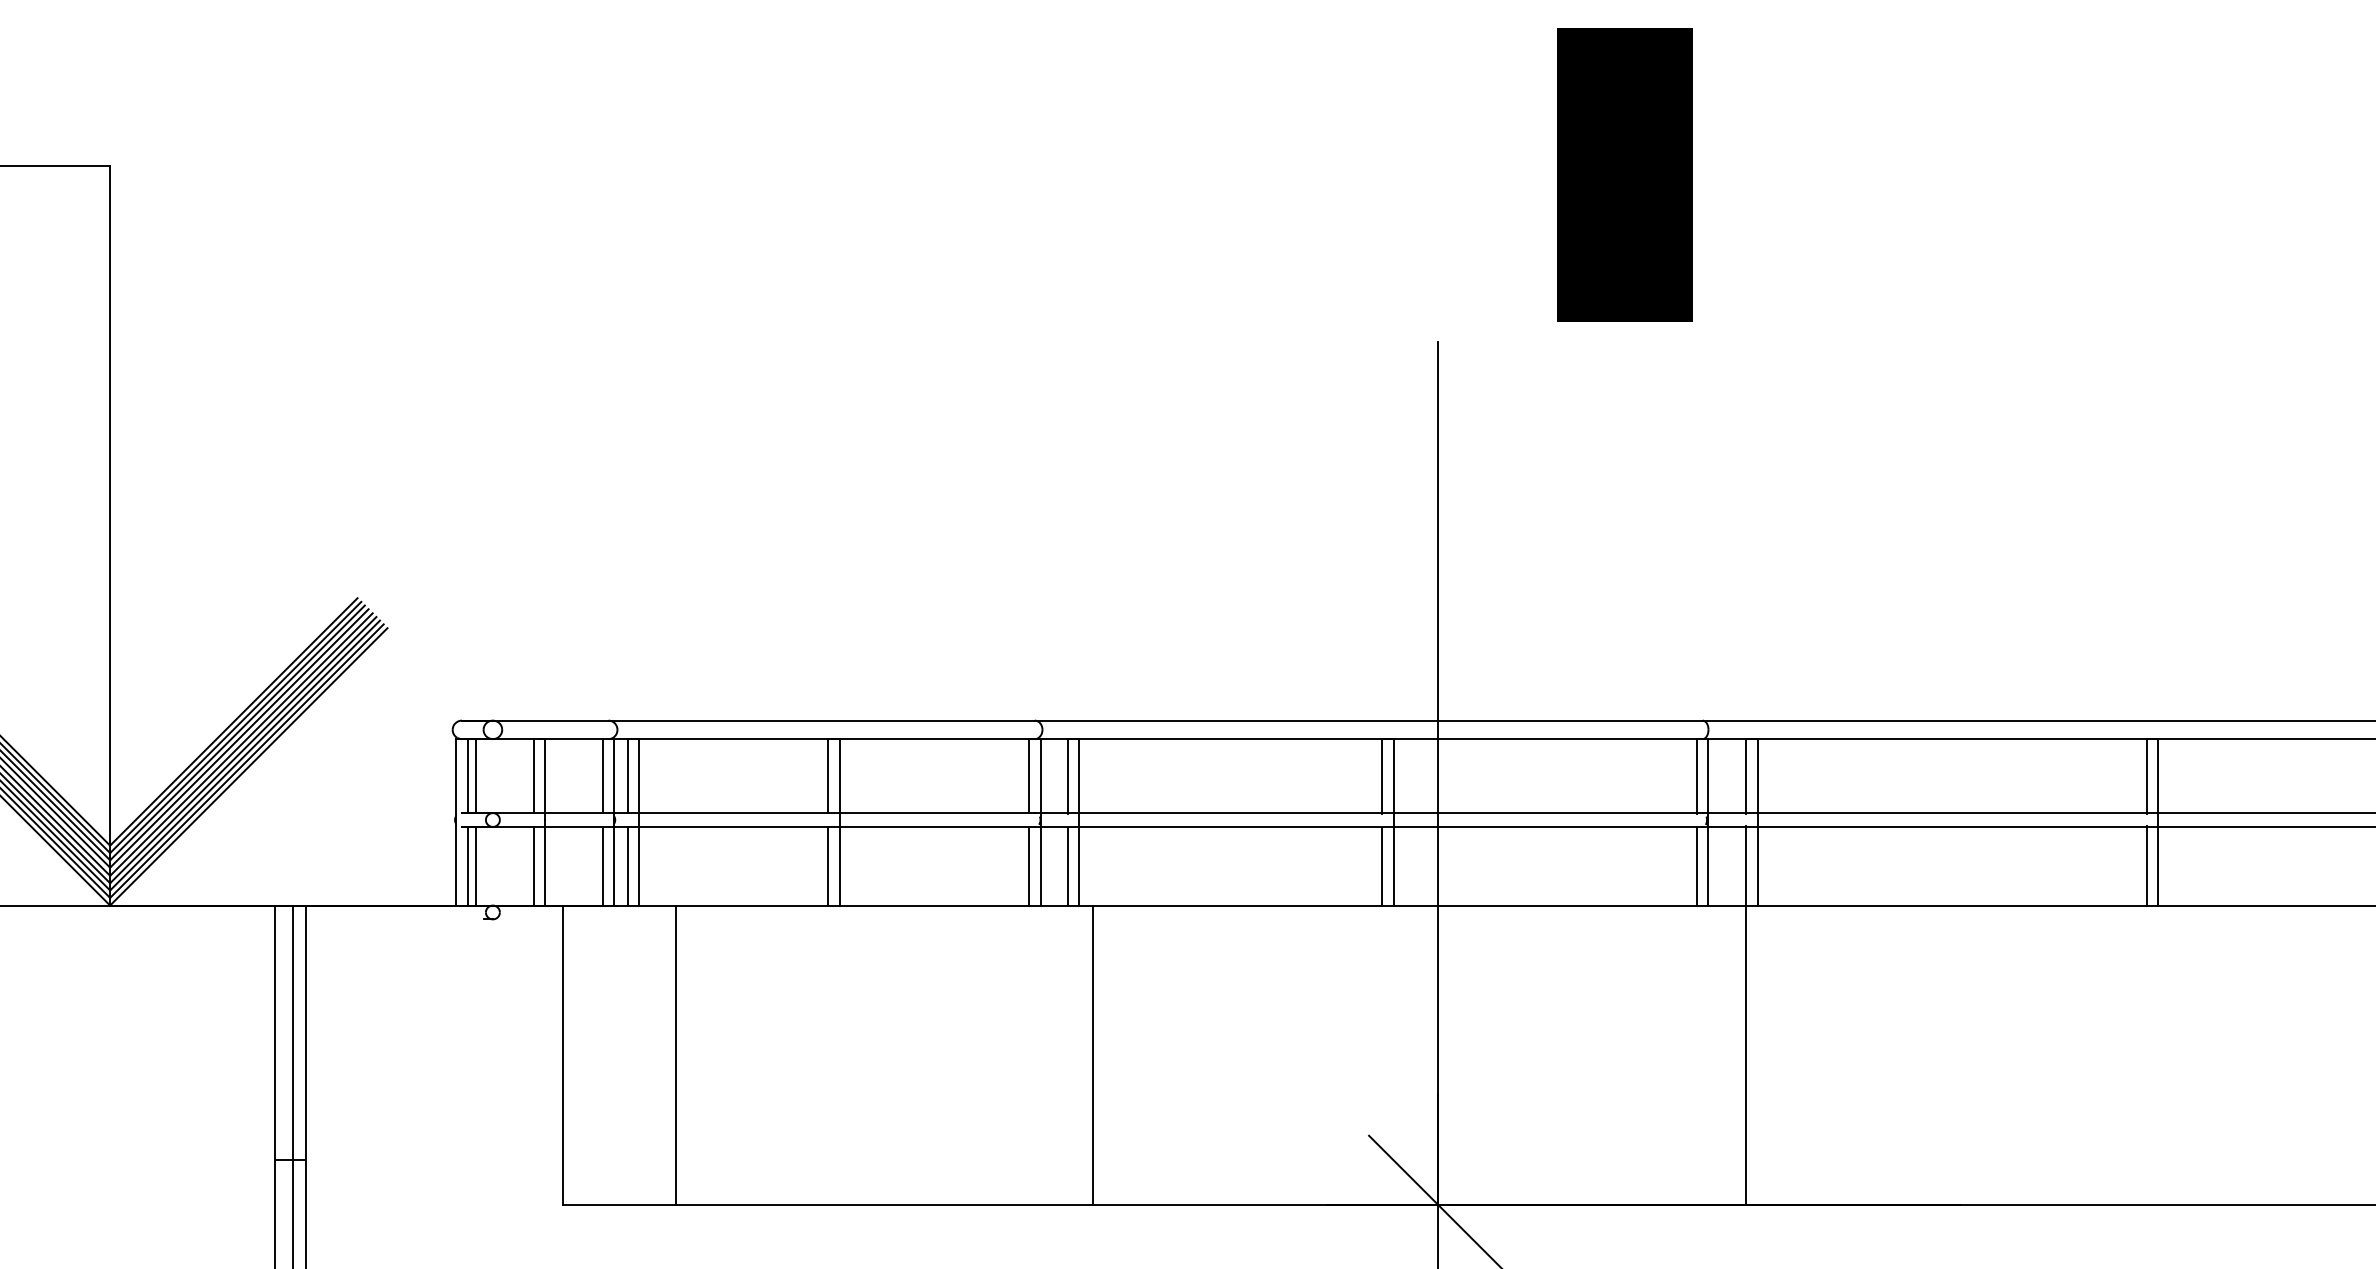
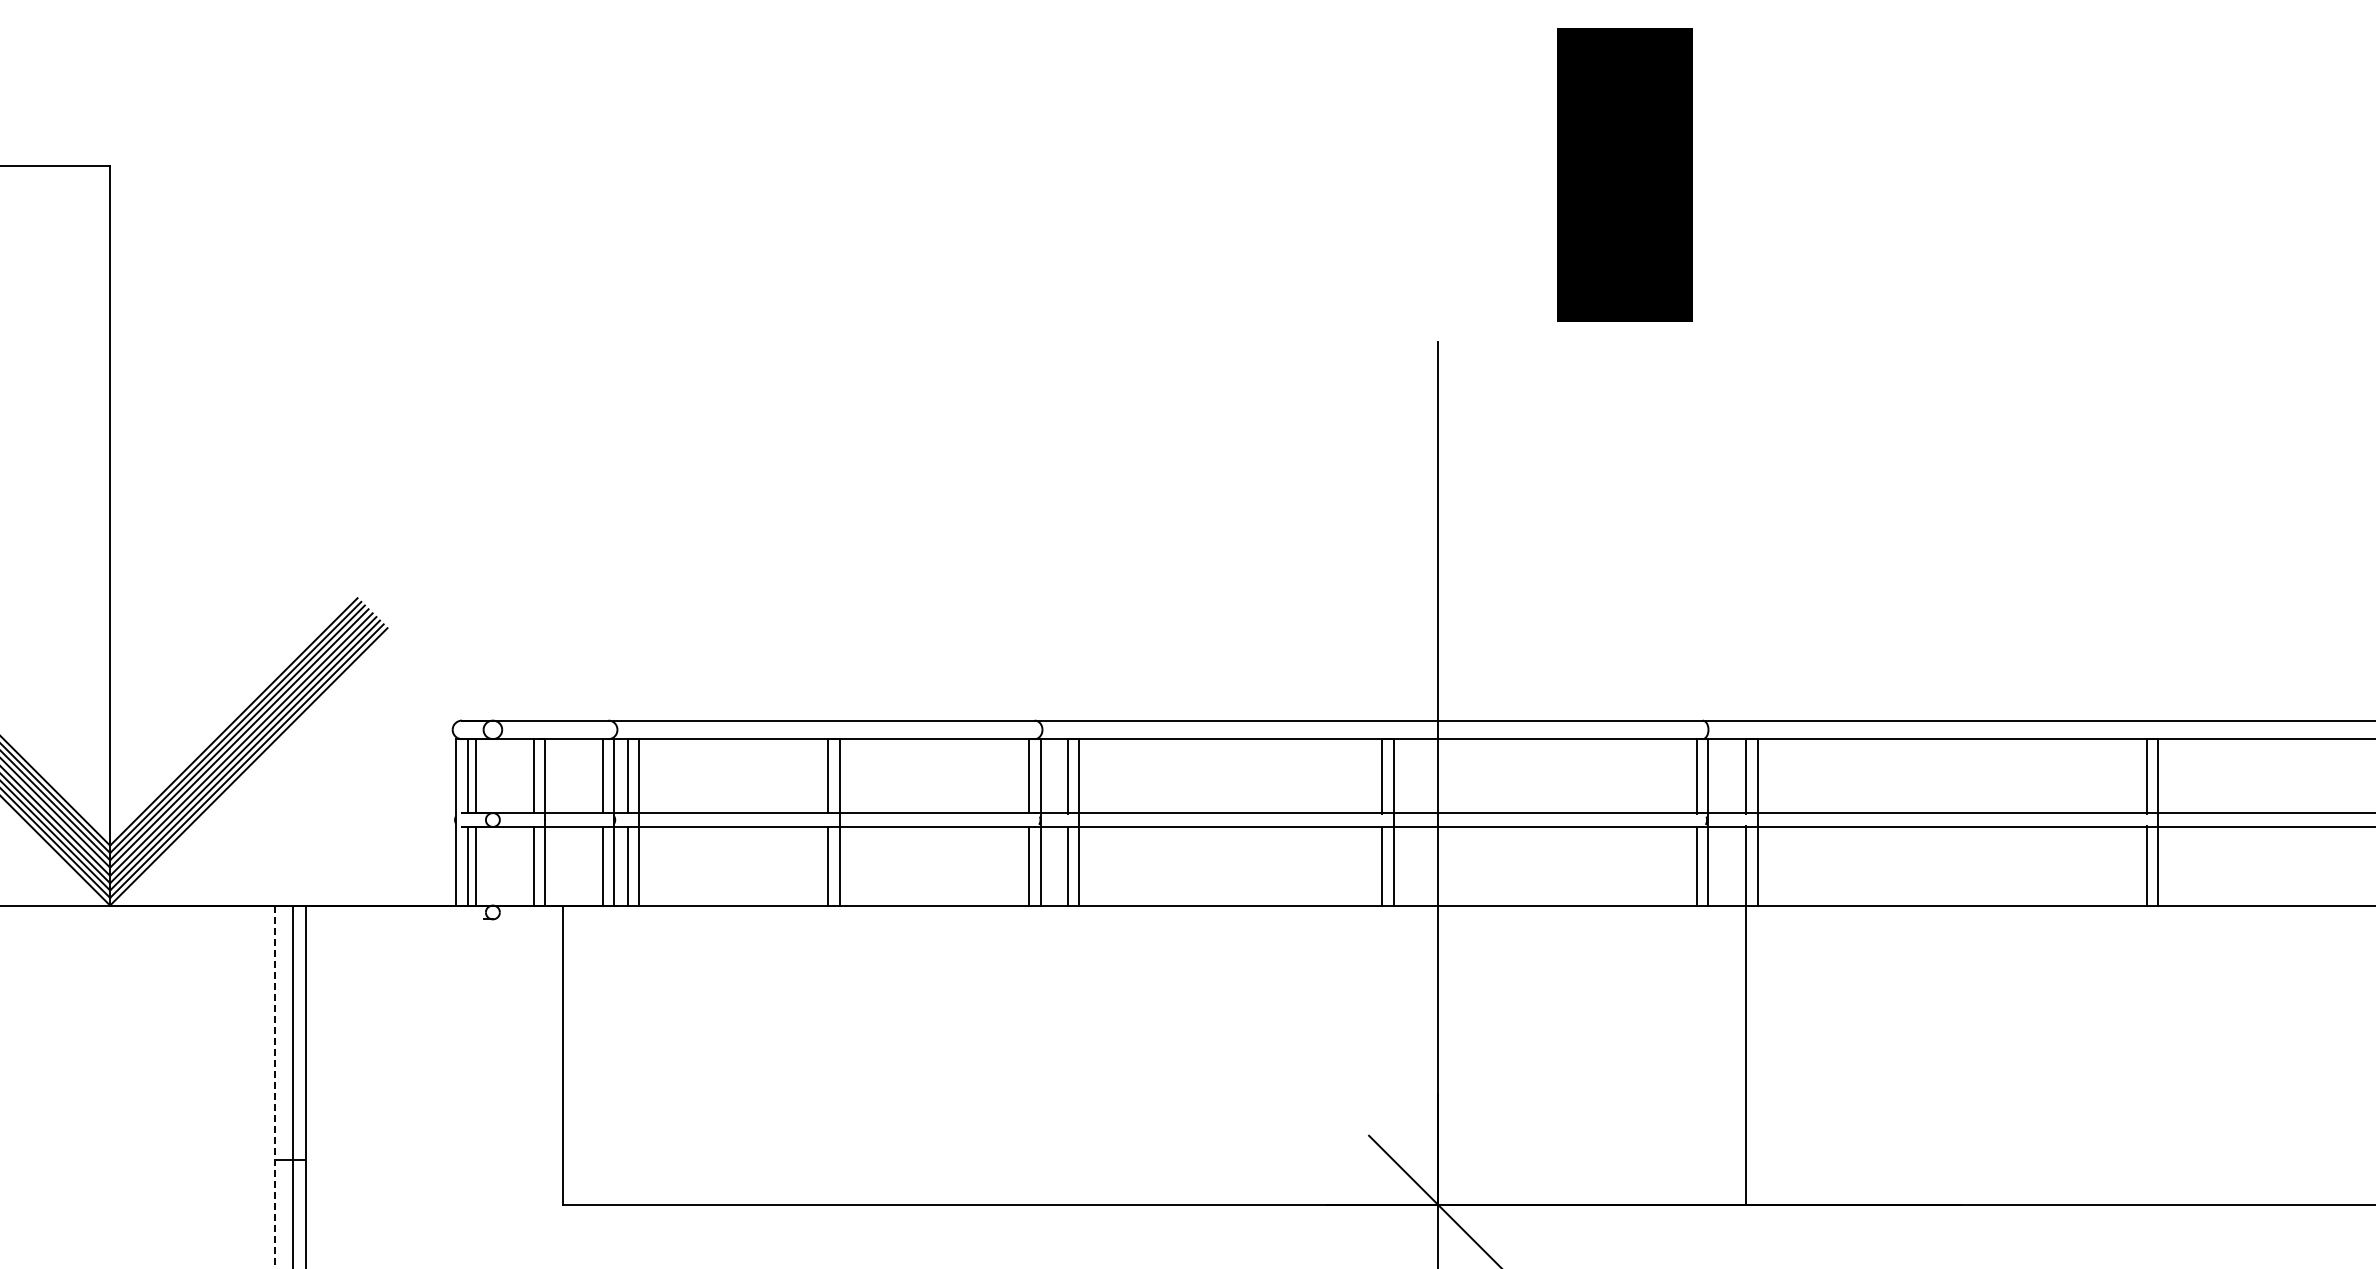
line: present -> none (675, 1055)
line: present -> none (1092, 1055)
line: solid -> dashed (275, 1087)
